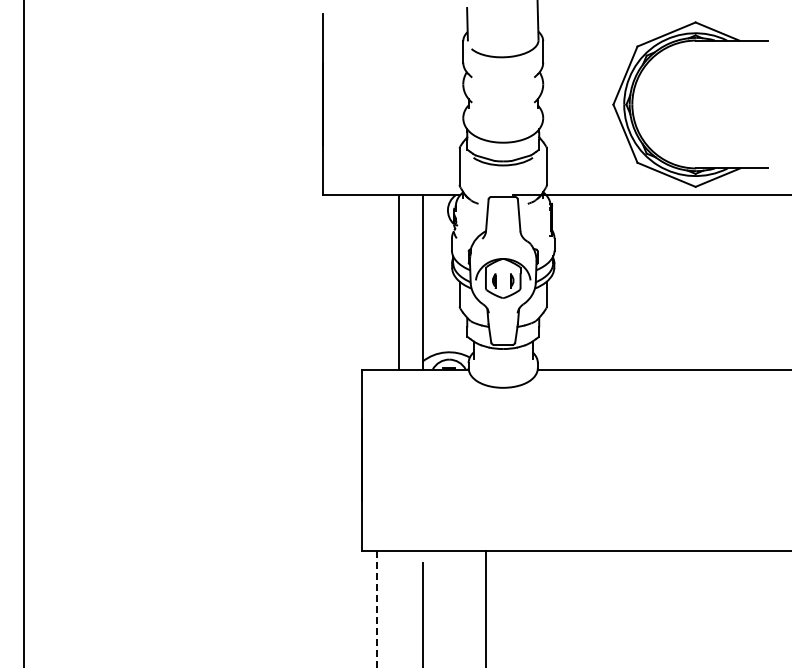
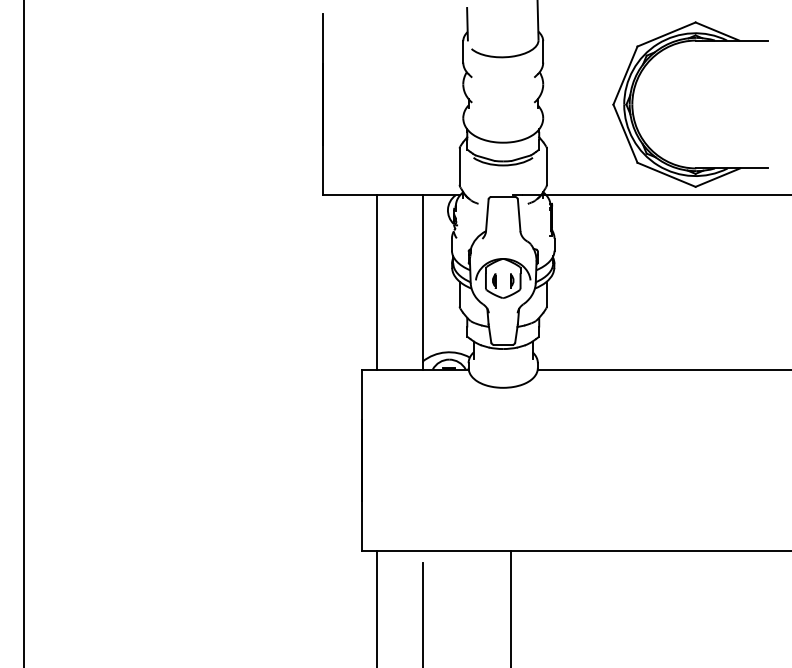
line position: (399, 282) -> (377, 282) (377, 282)
line position: (485, 607) -> (510, 607) (510, 607)
line: dashed -> solid (377, 609)
